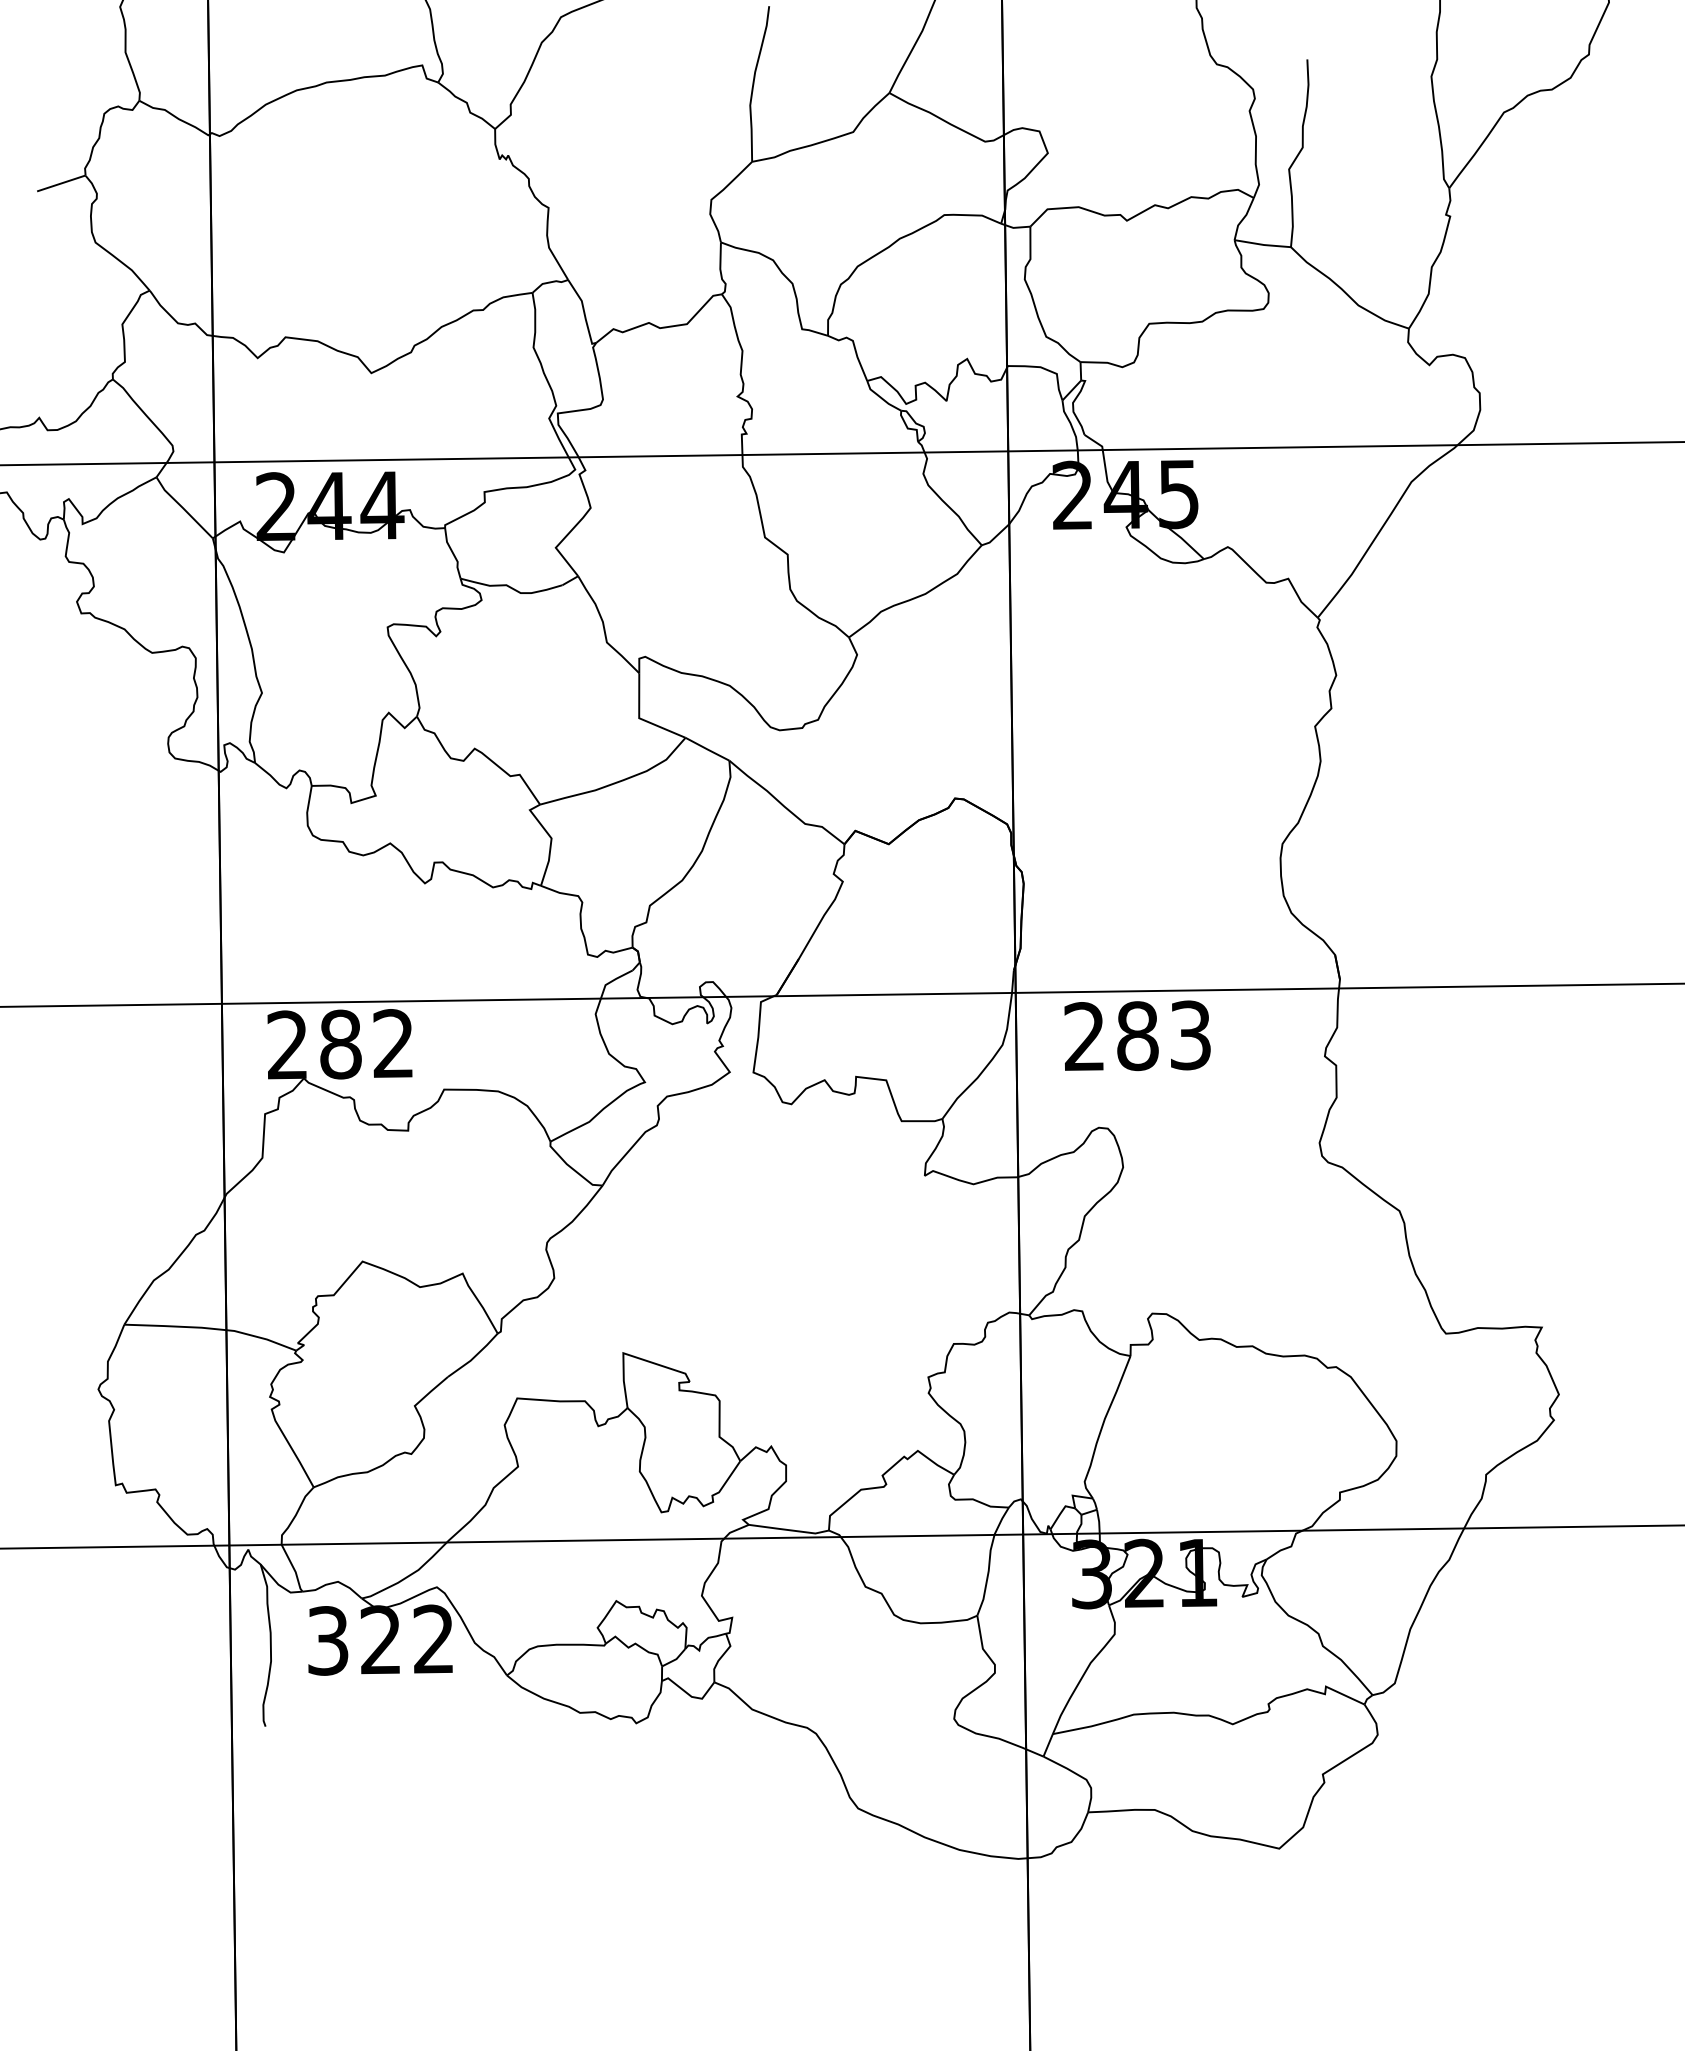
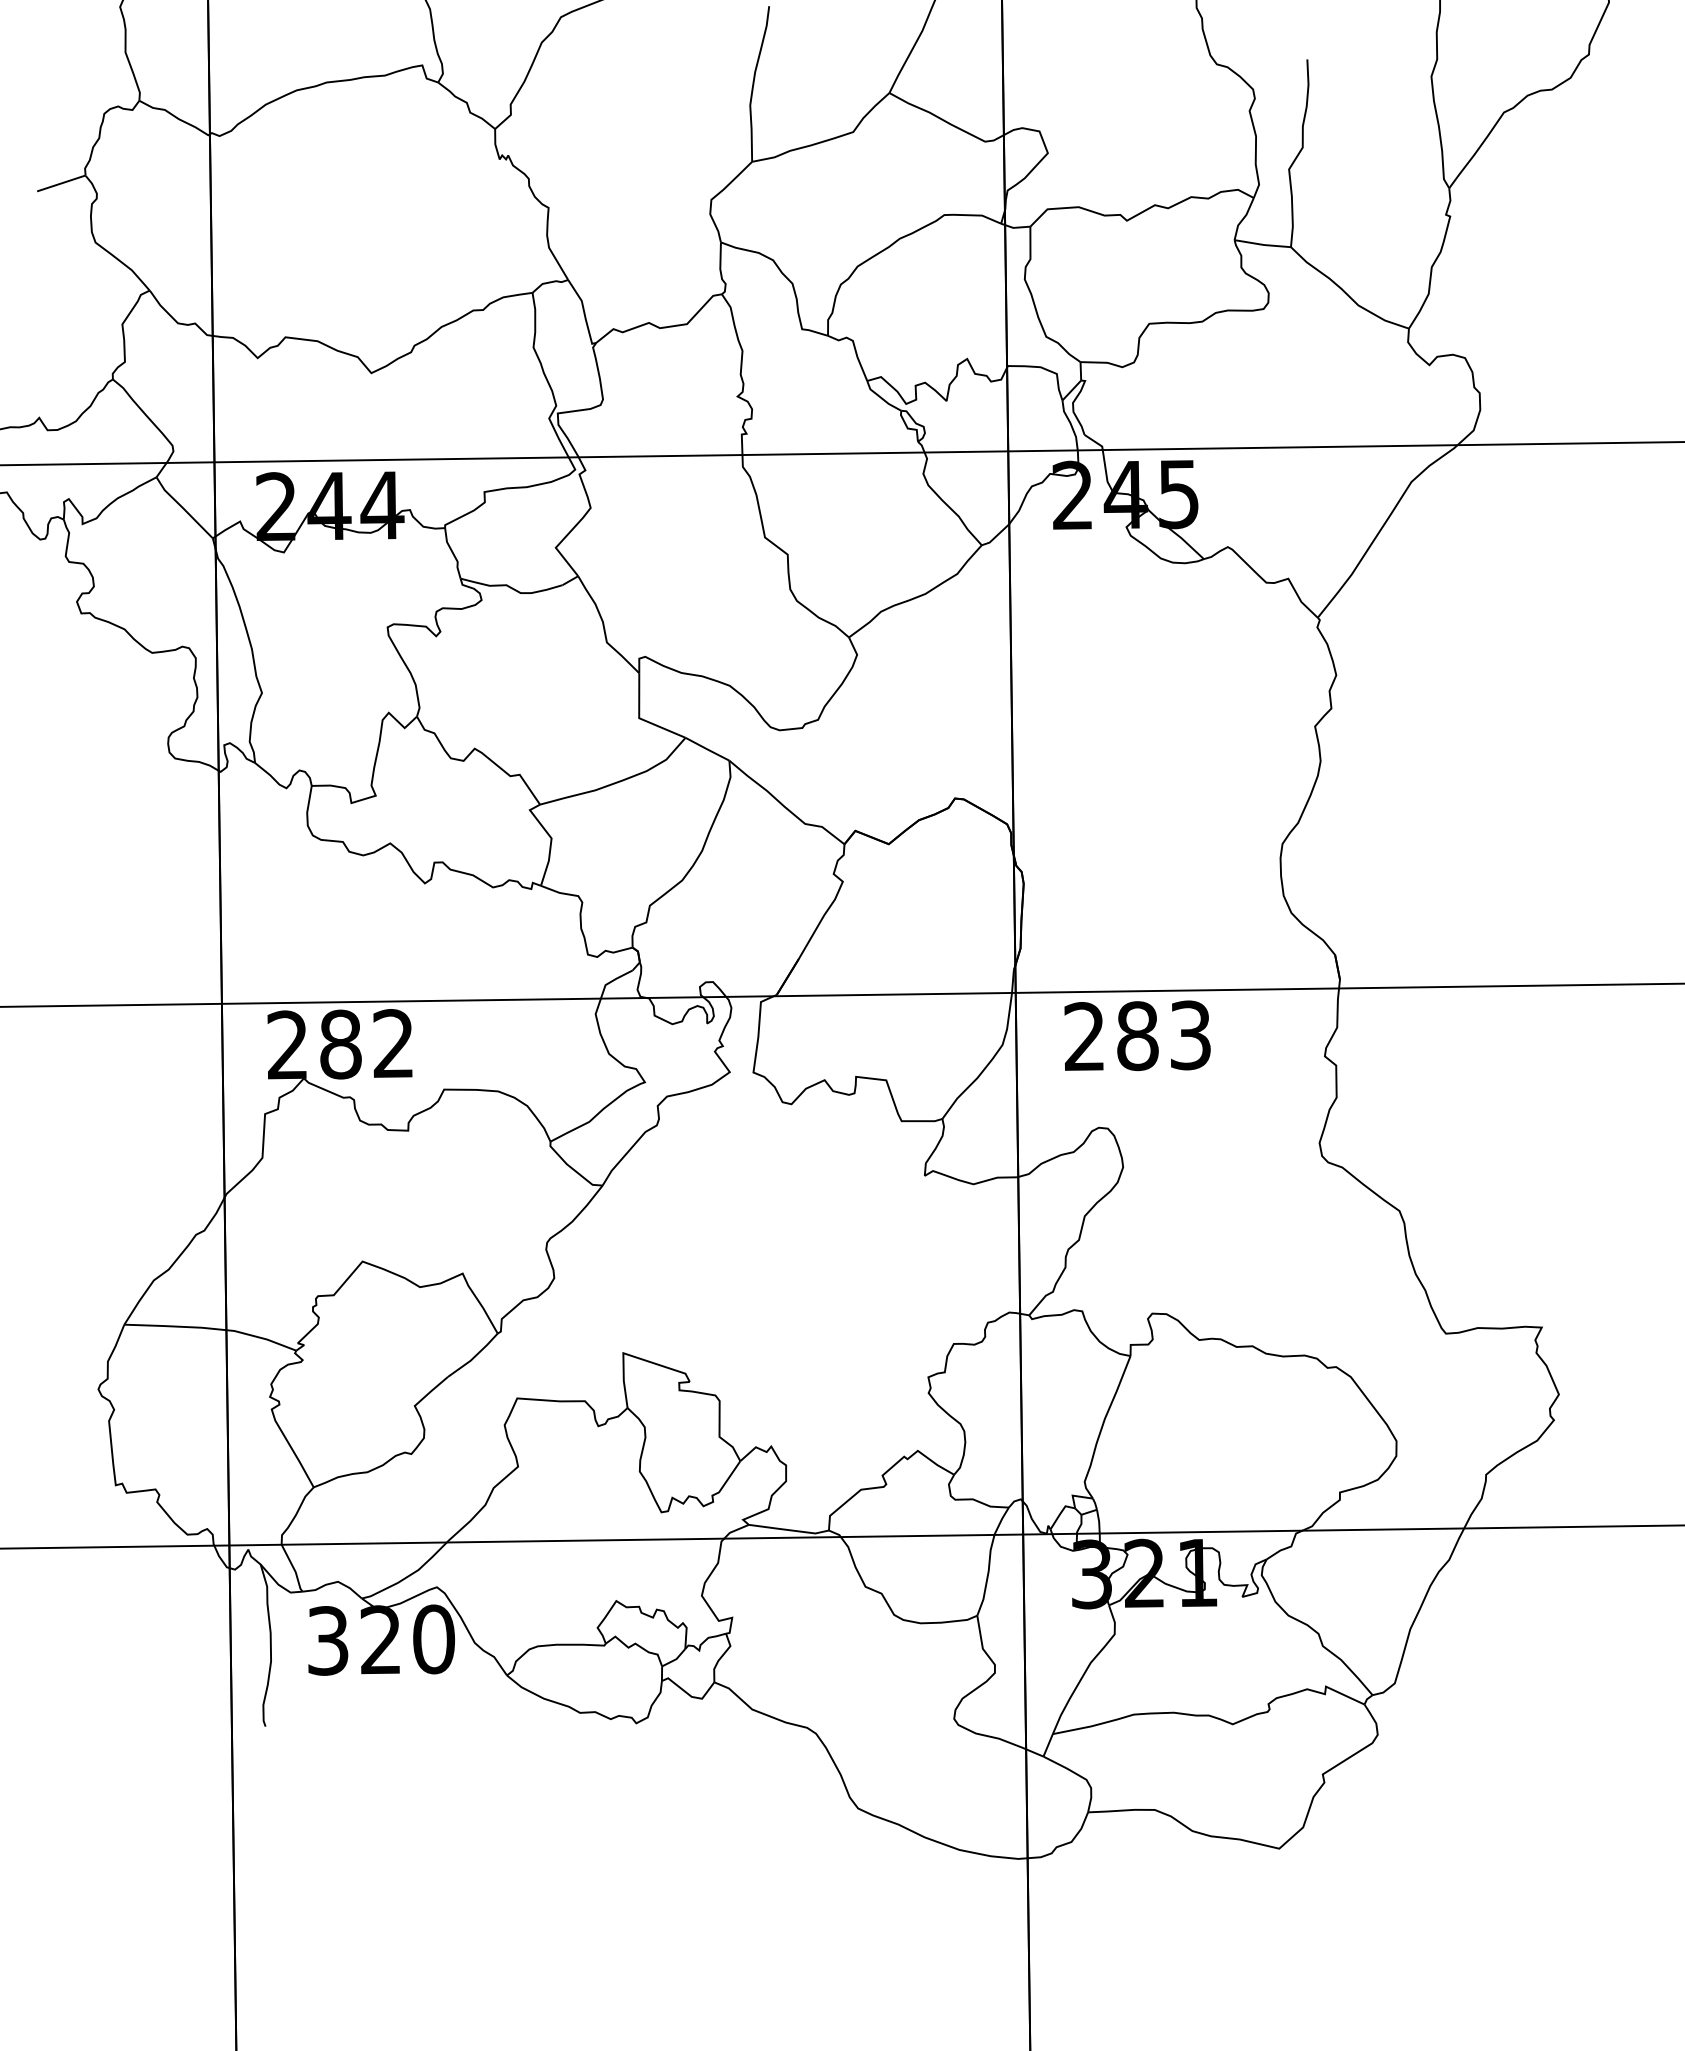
text: 322 -> 320 (433, 1639)
